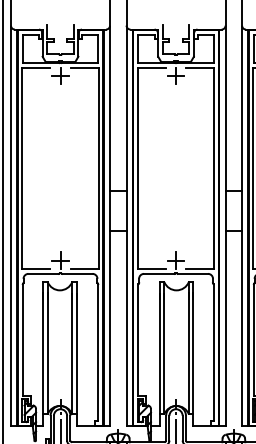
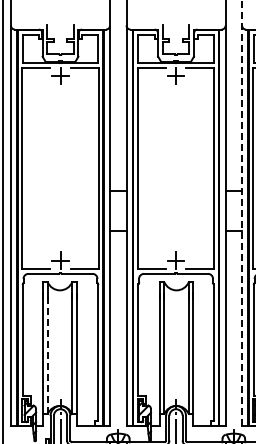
line: solid -> dashed (242, 212)
line: solid -> dashed (47, 353)
